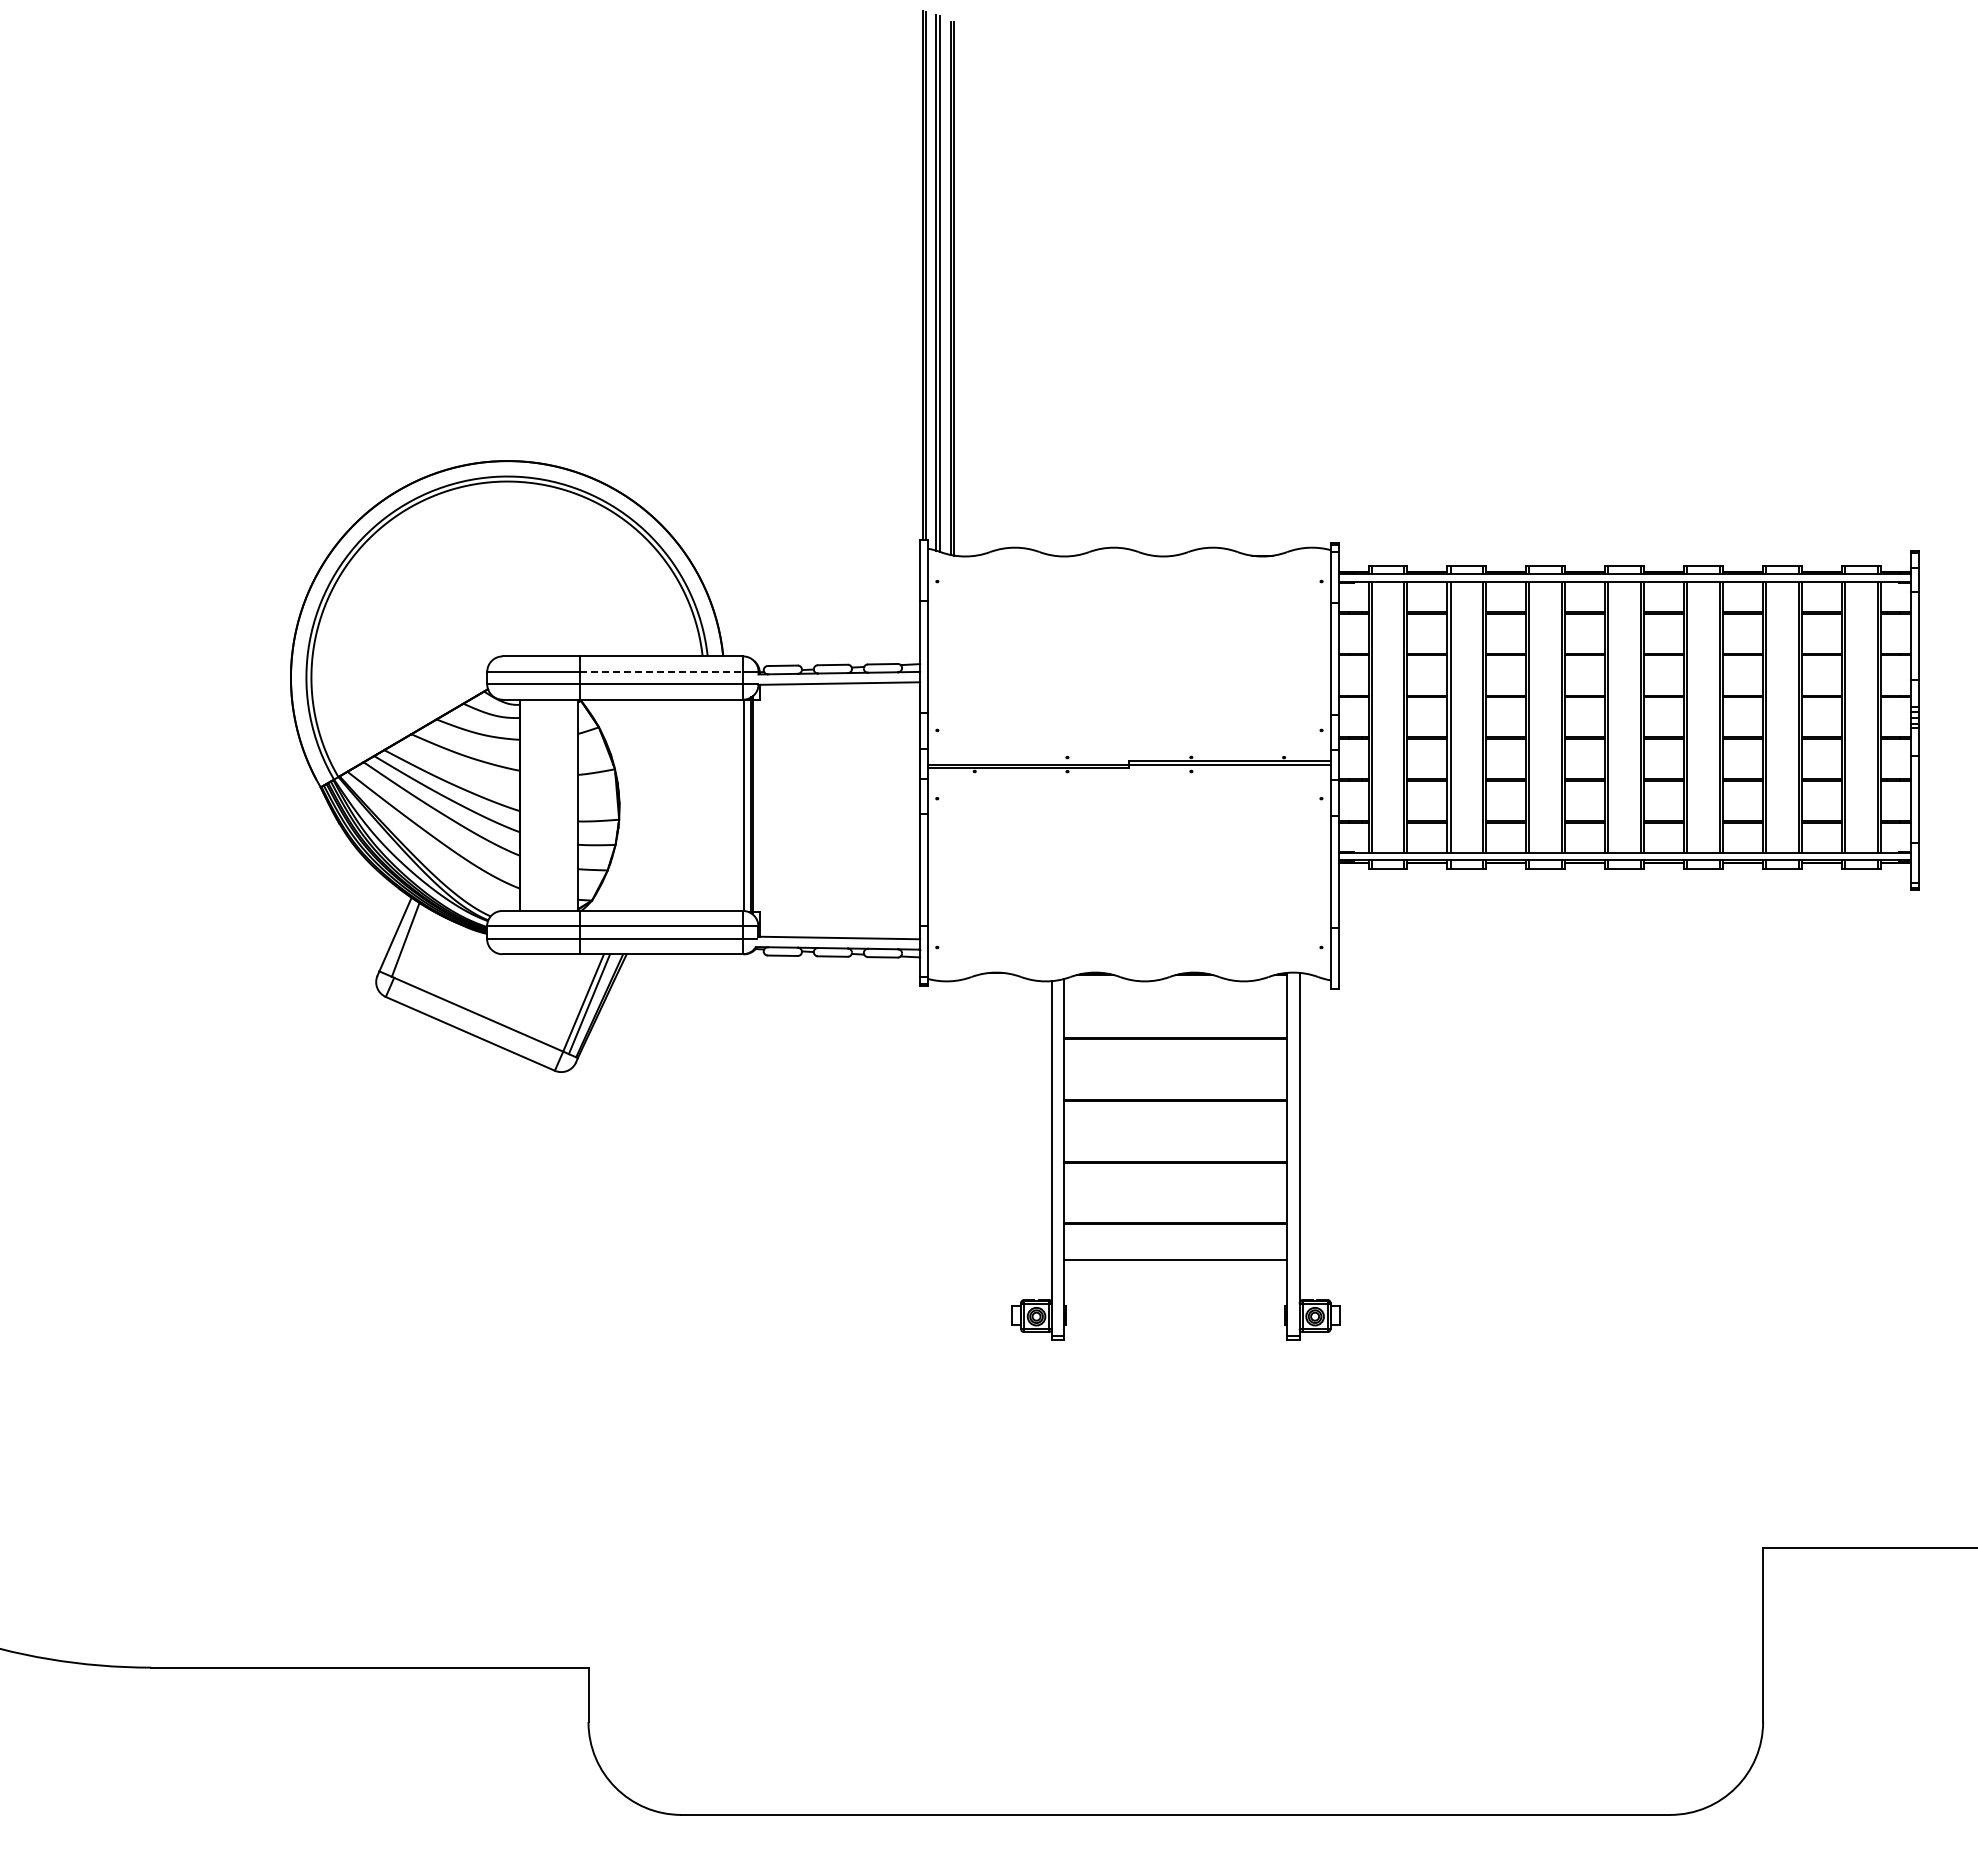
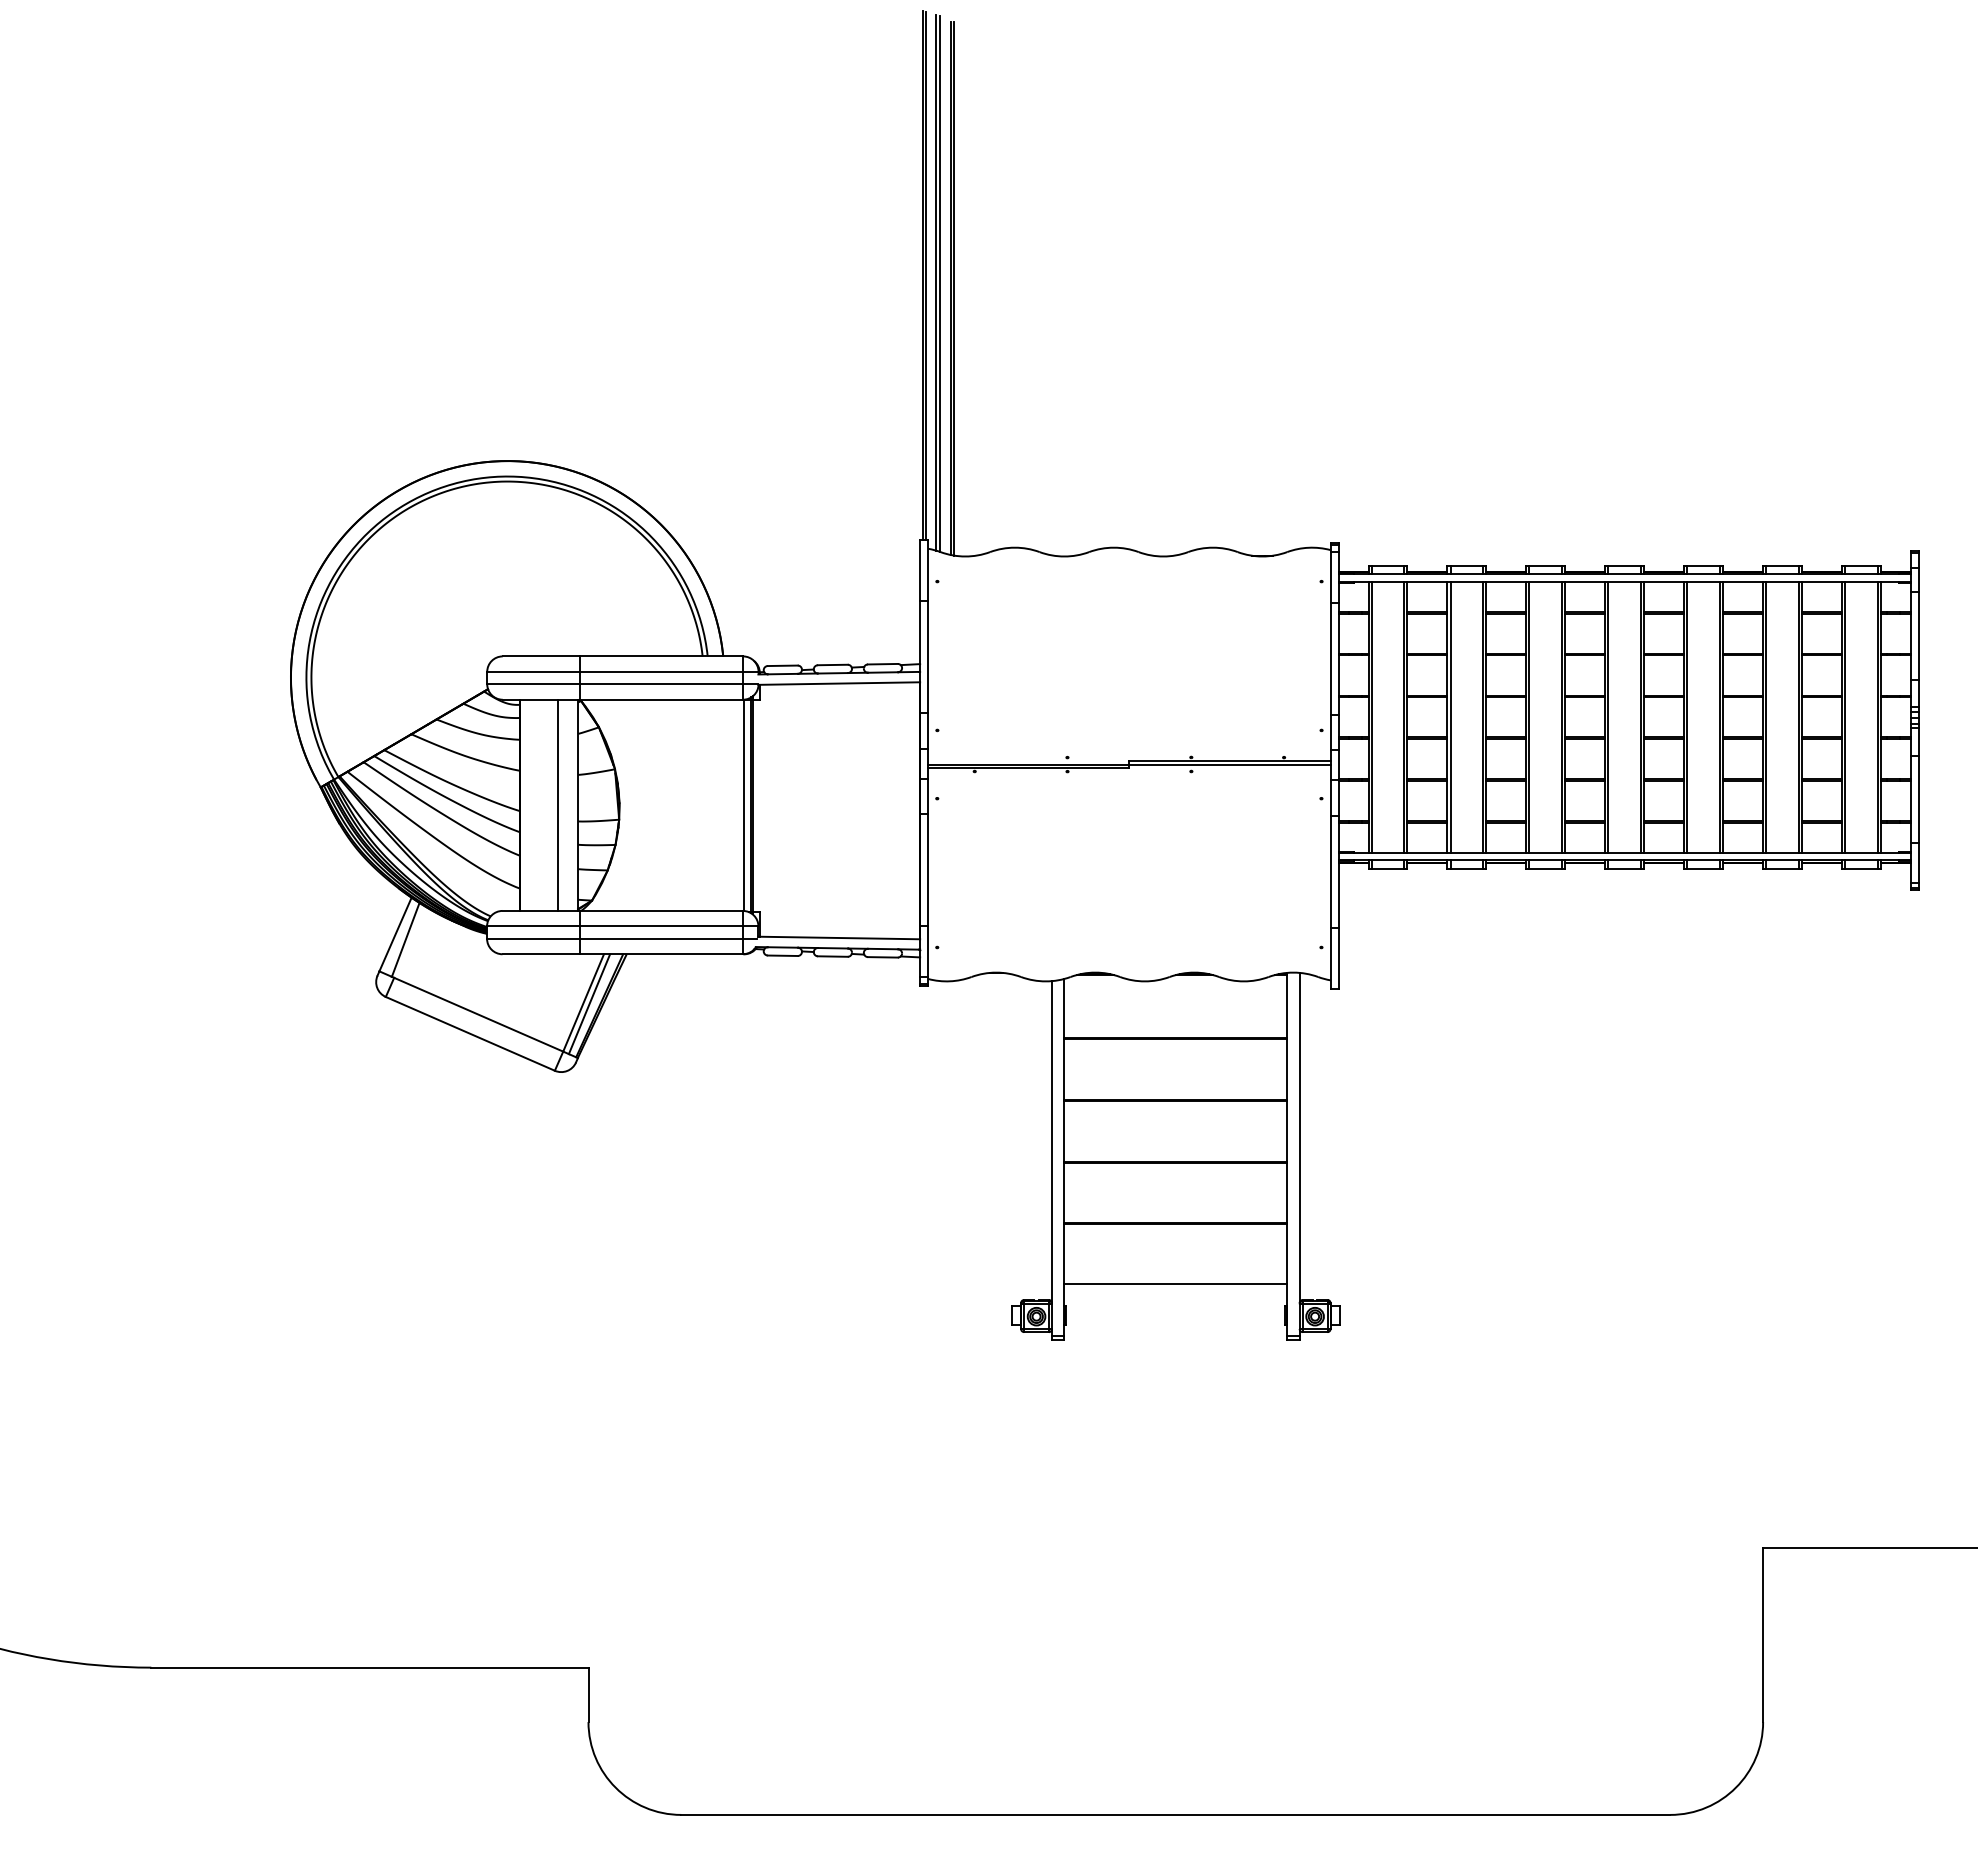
line: dashed -> solid (661, 671)
line: none -> present (558, 804)
line position: (1175, 1260) -> (1175, 1284) (1175, 1284)
